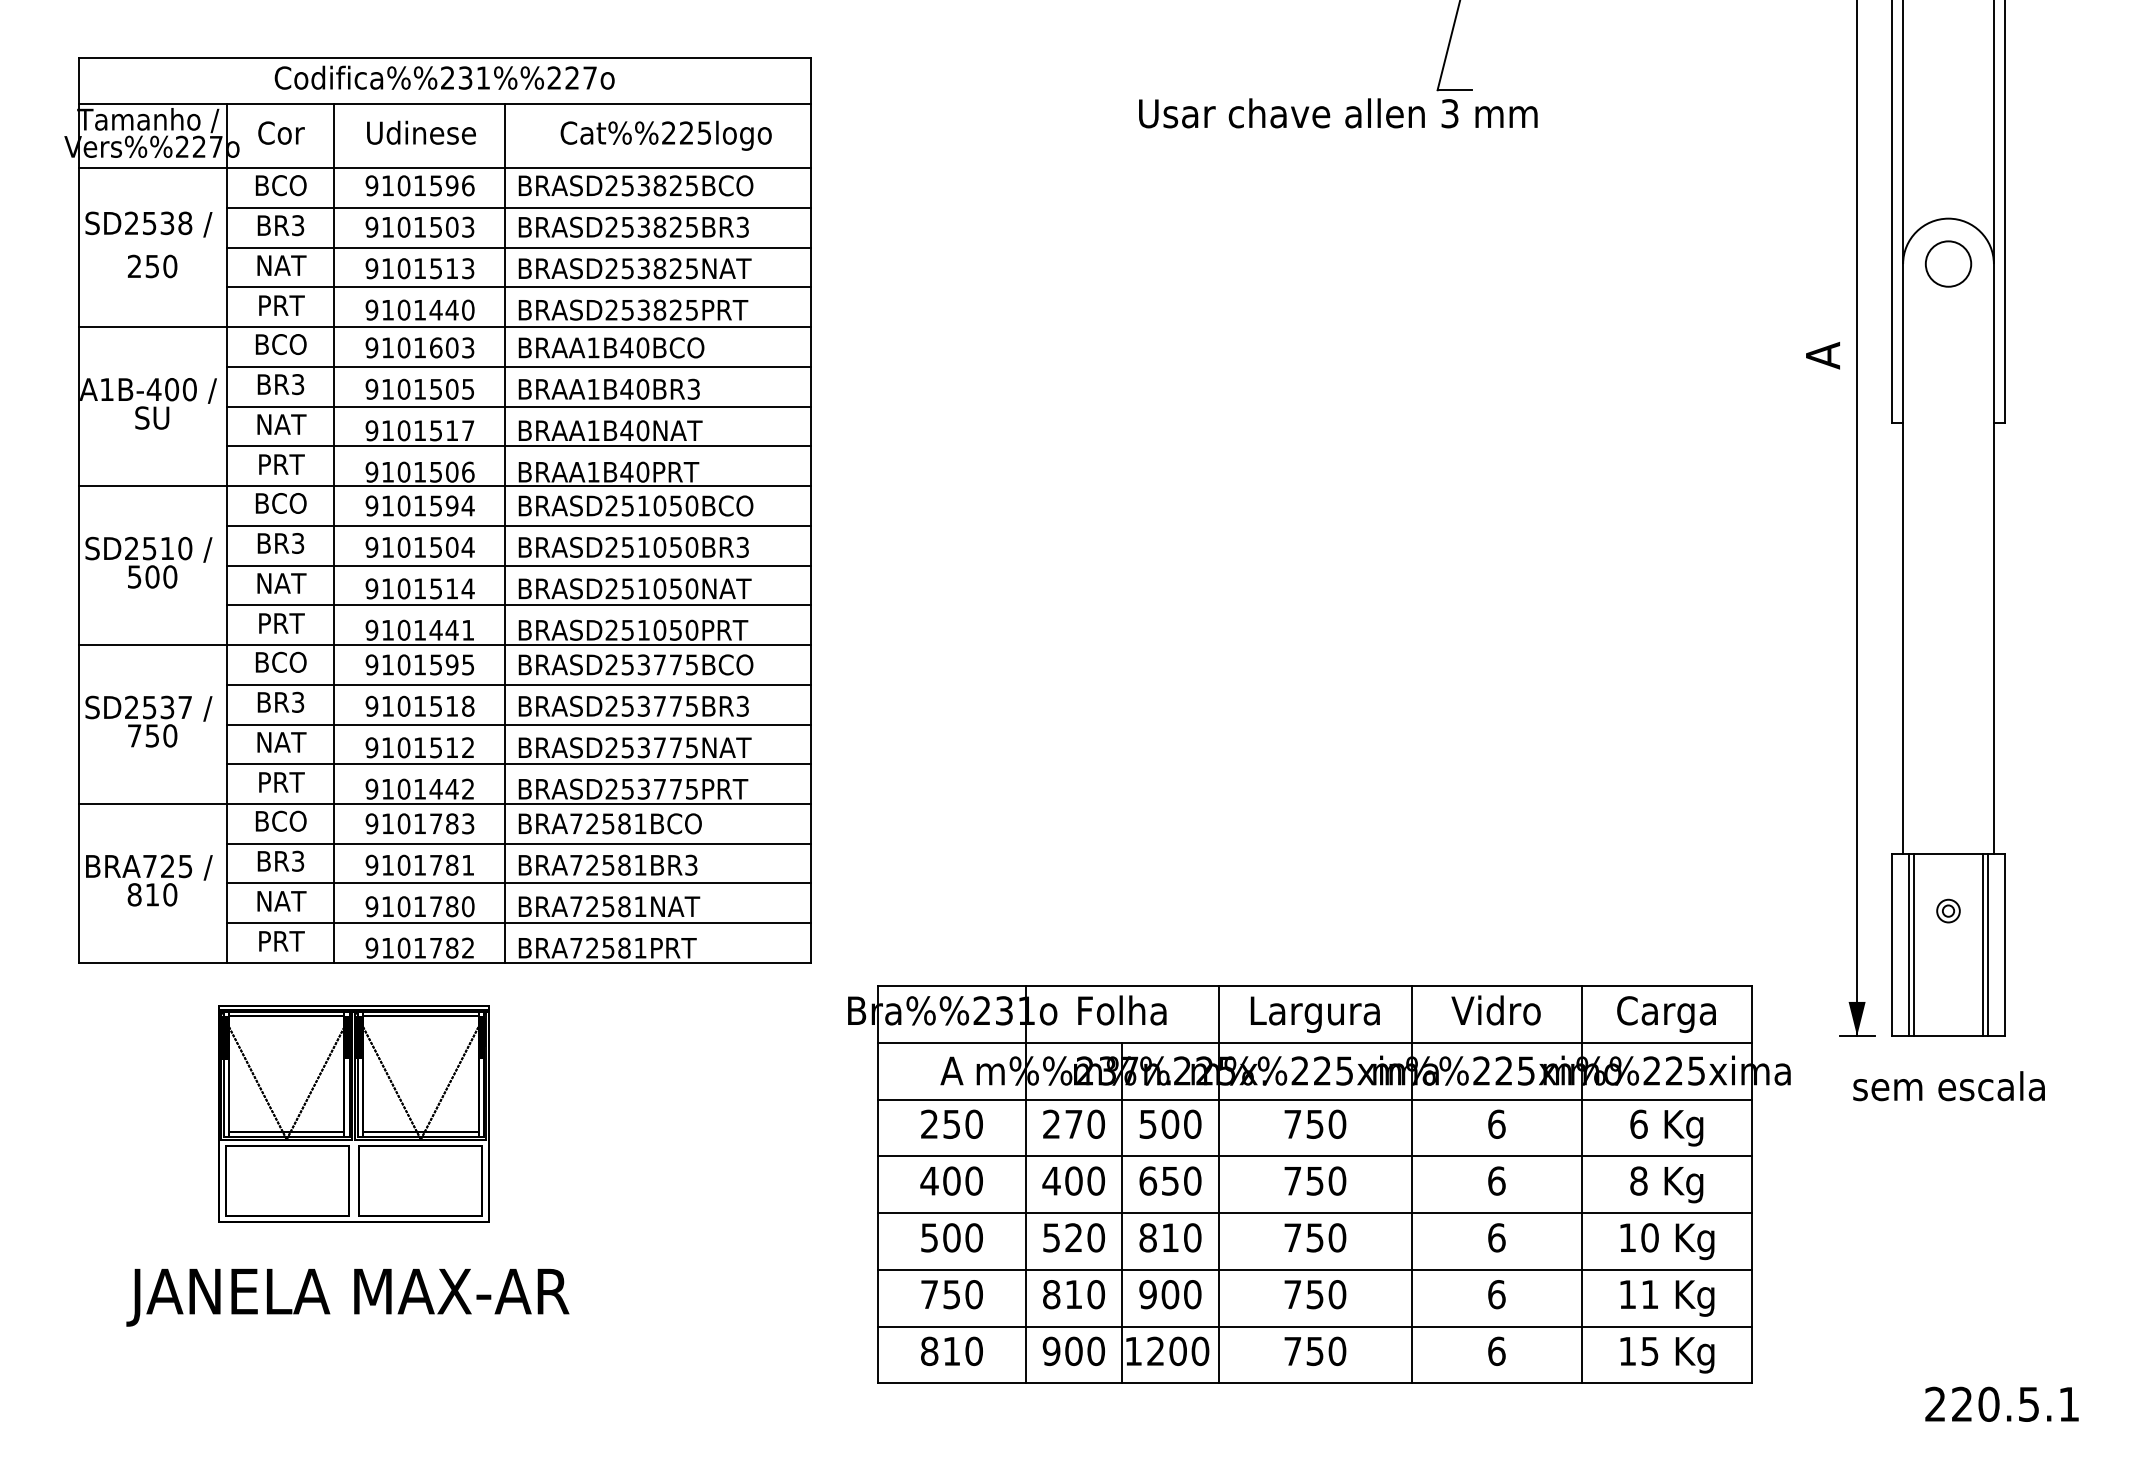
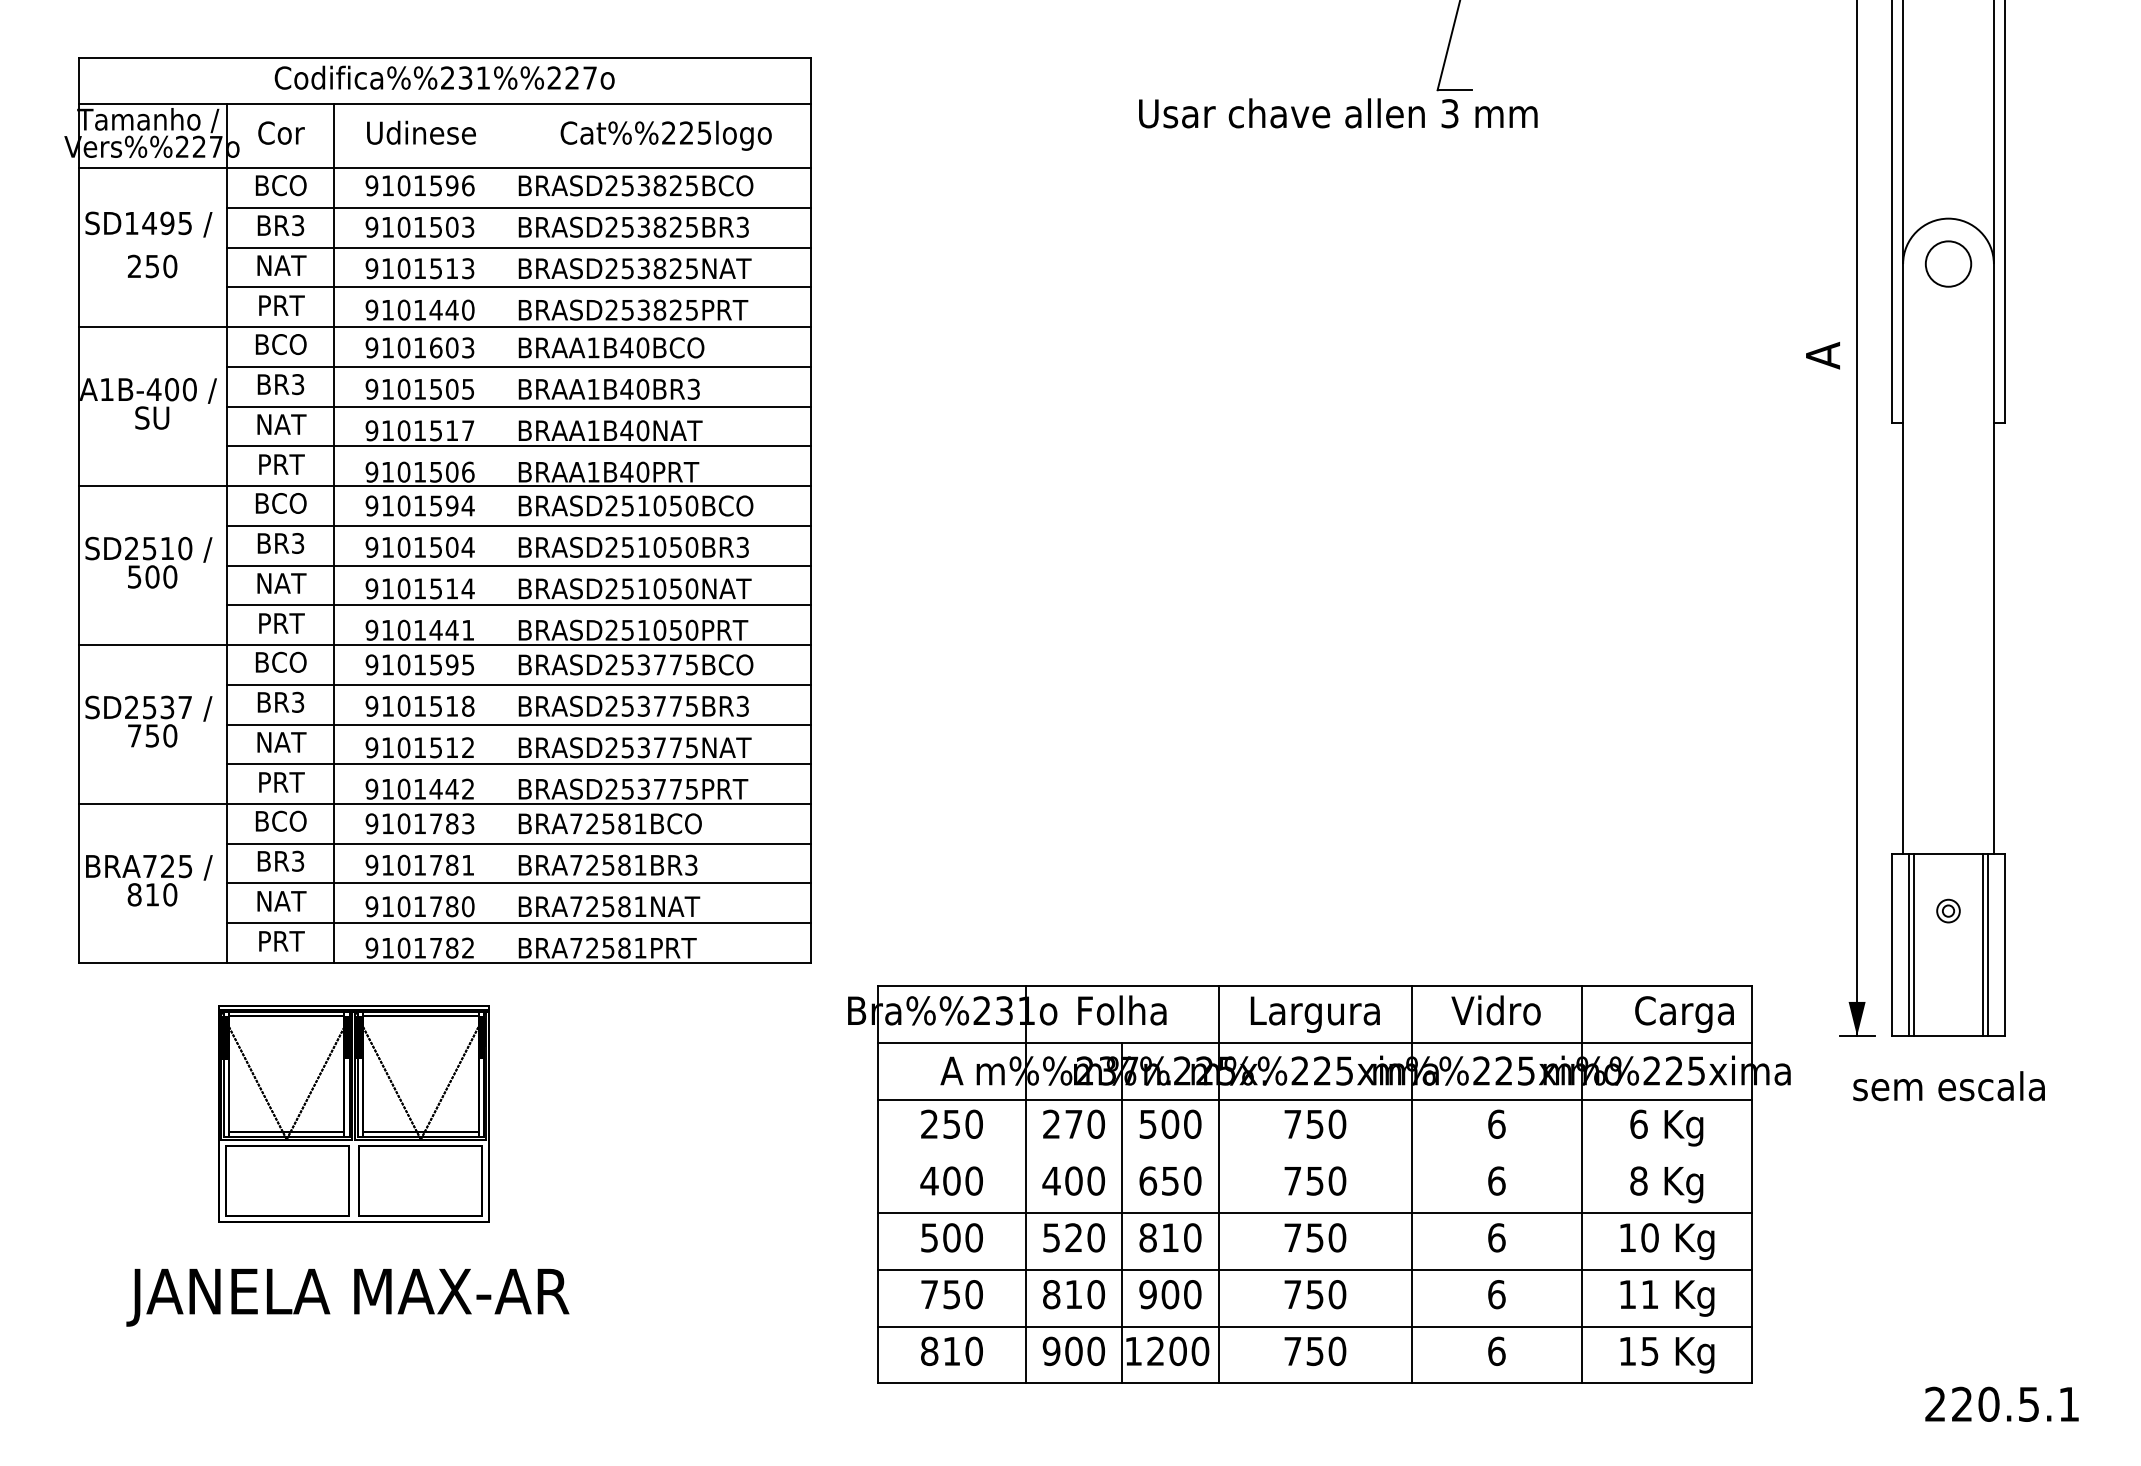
text: SD2538 -> SD1495 (158, 223)
line: present -> none (504, 532)
text position: (1666, 1014) -> (1684, 1014) (1684, 1014)
line: present -> none (1315, 1156)
